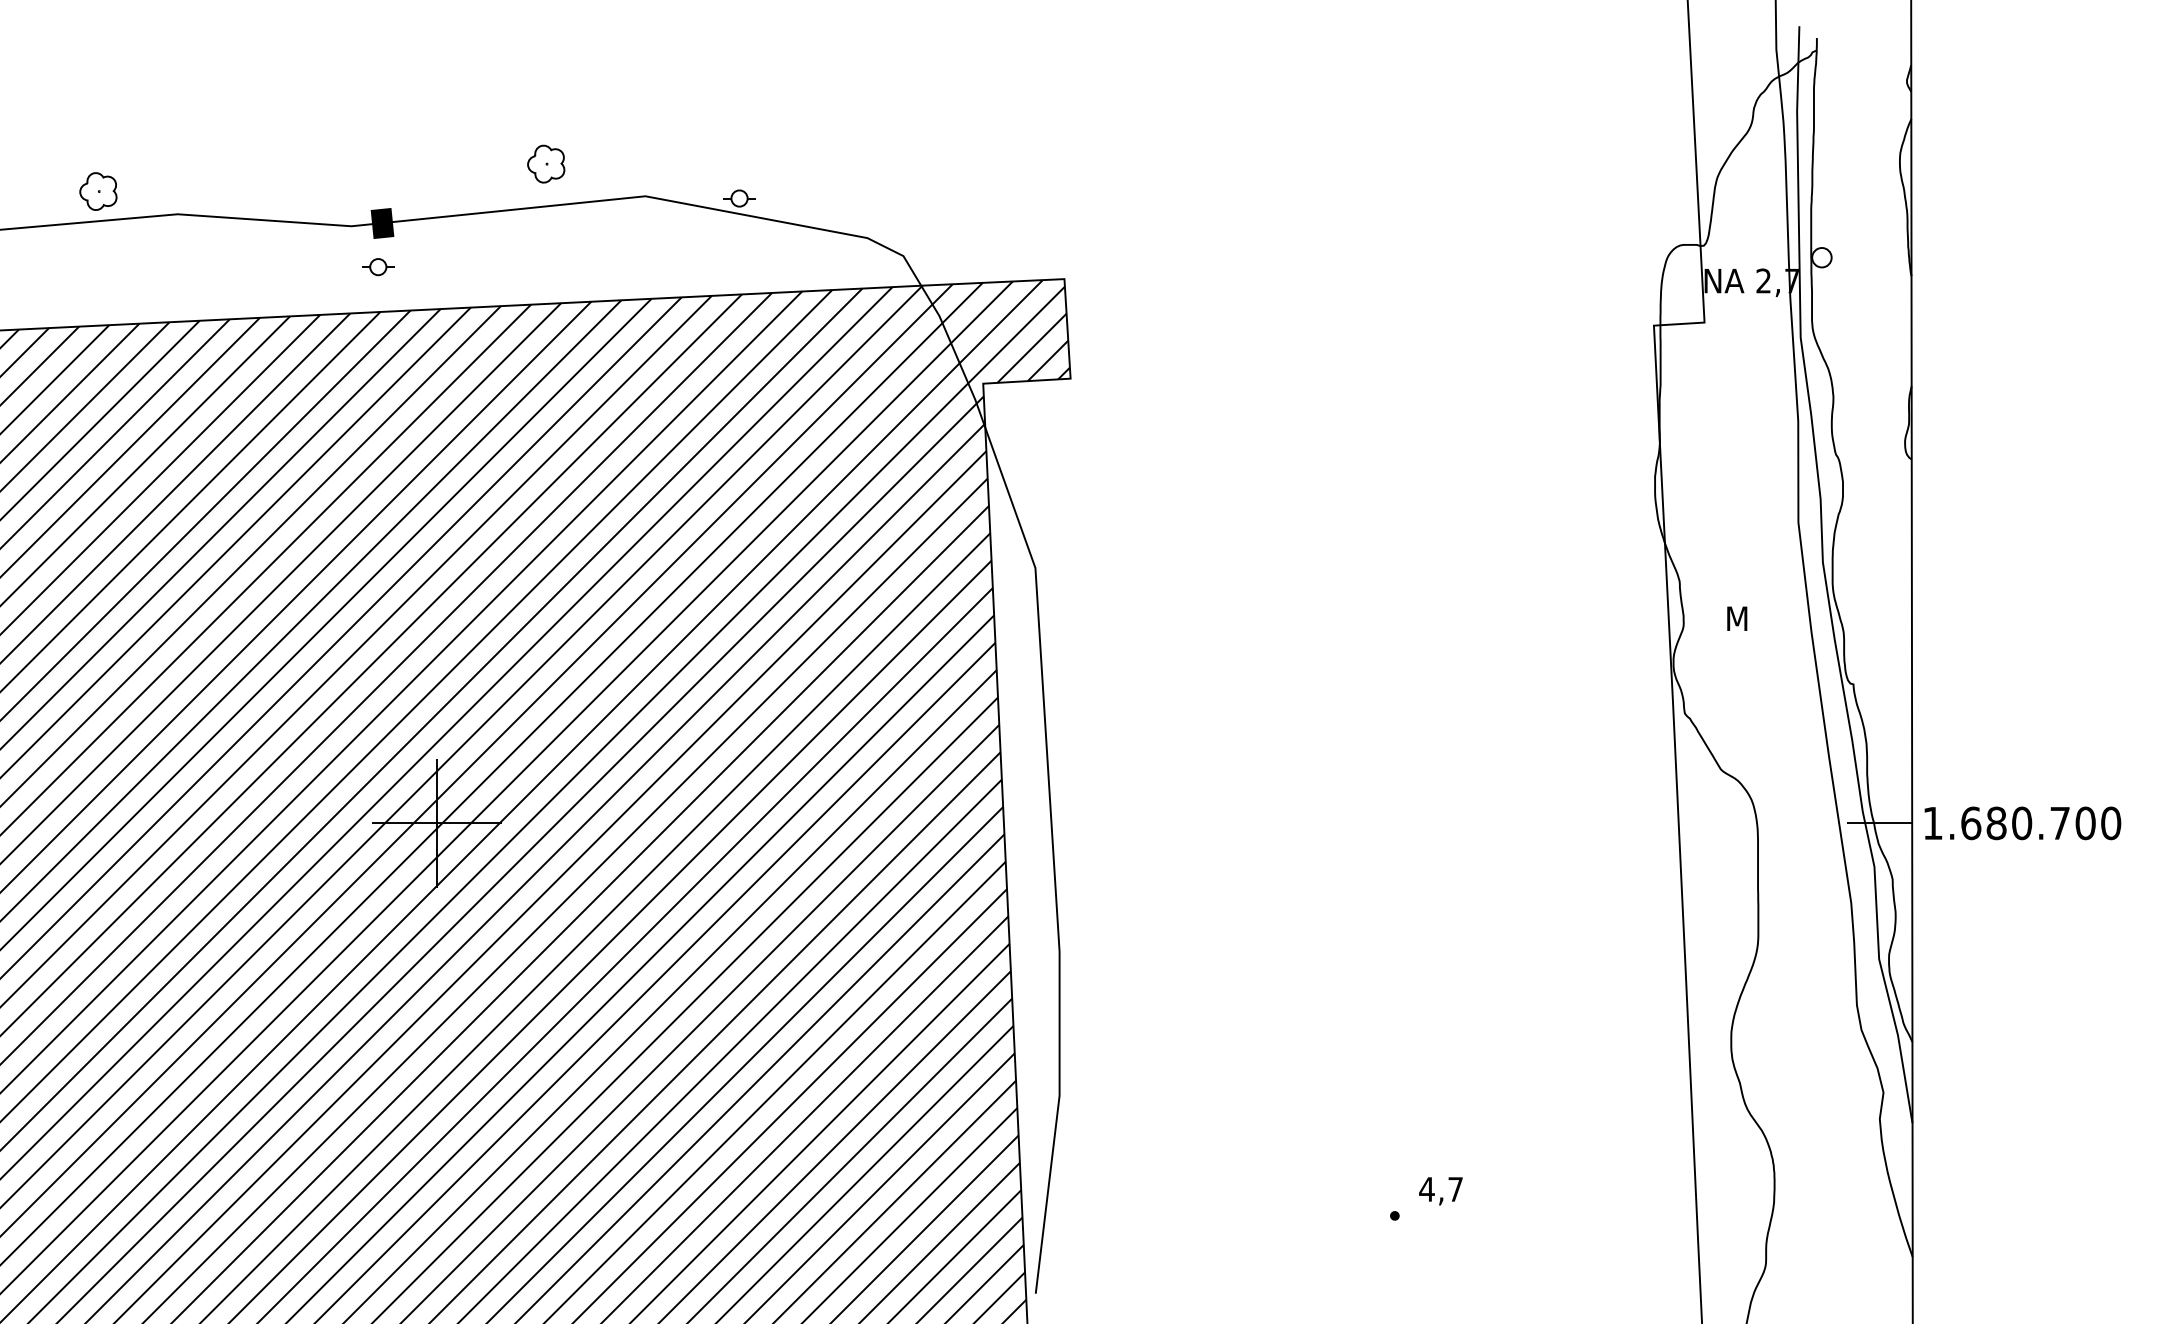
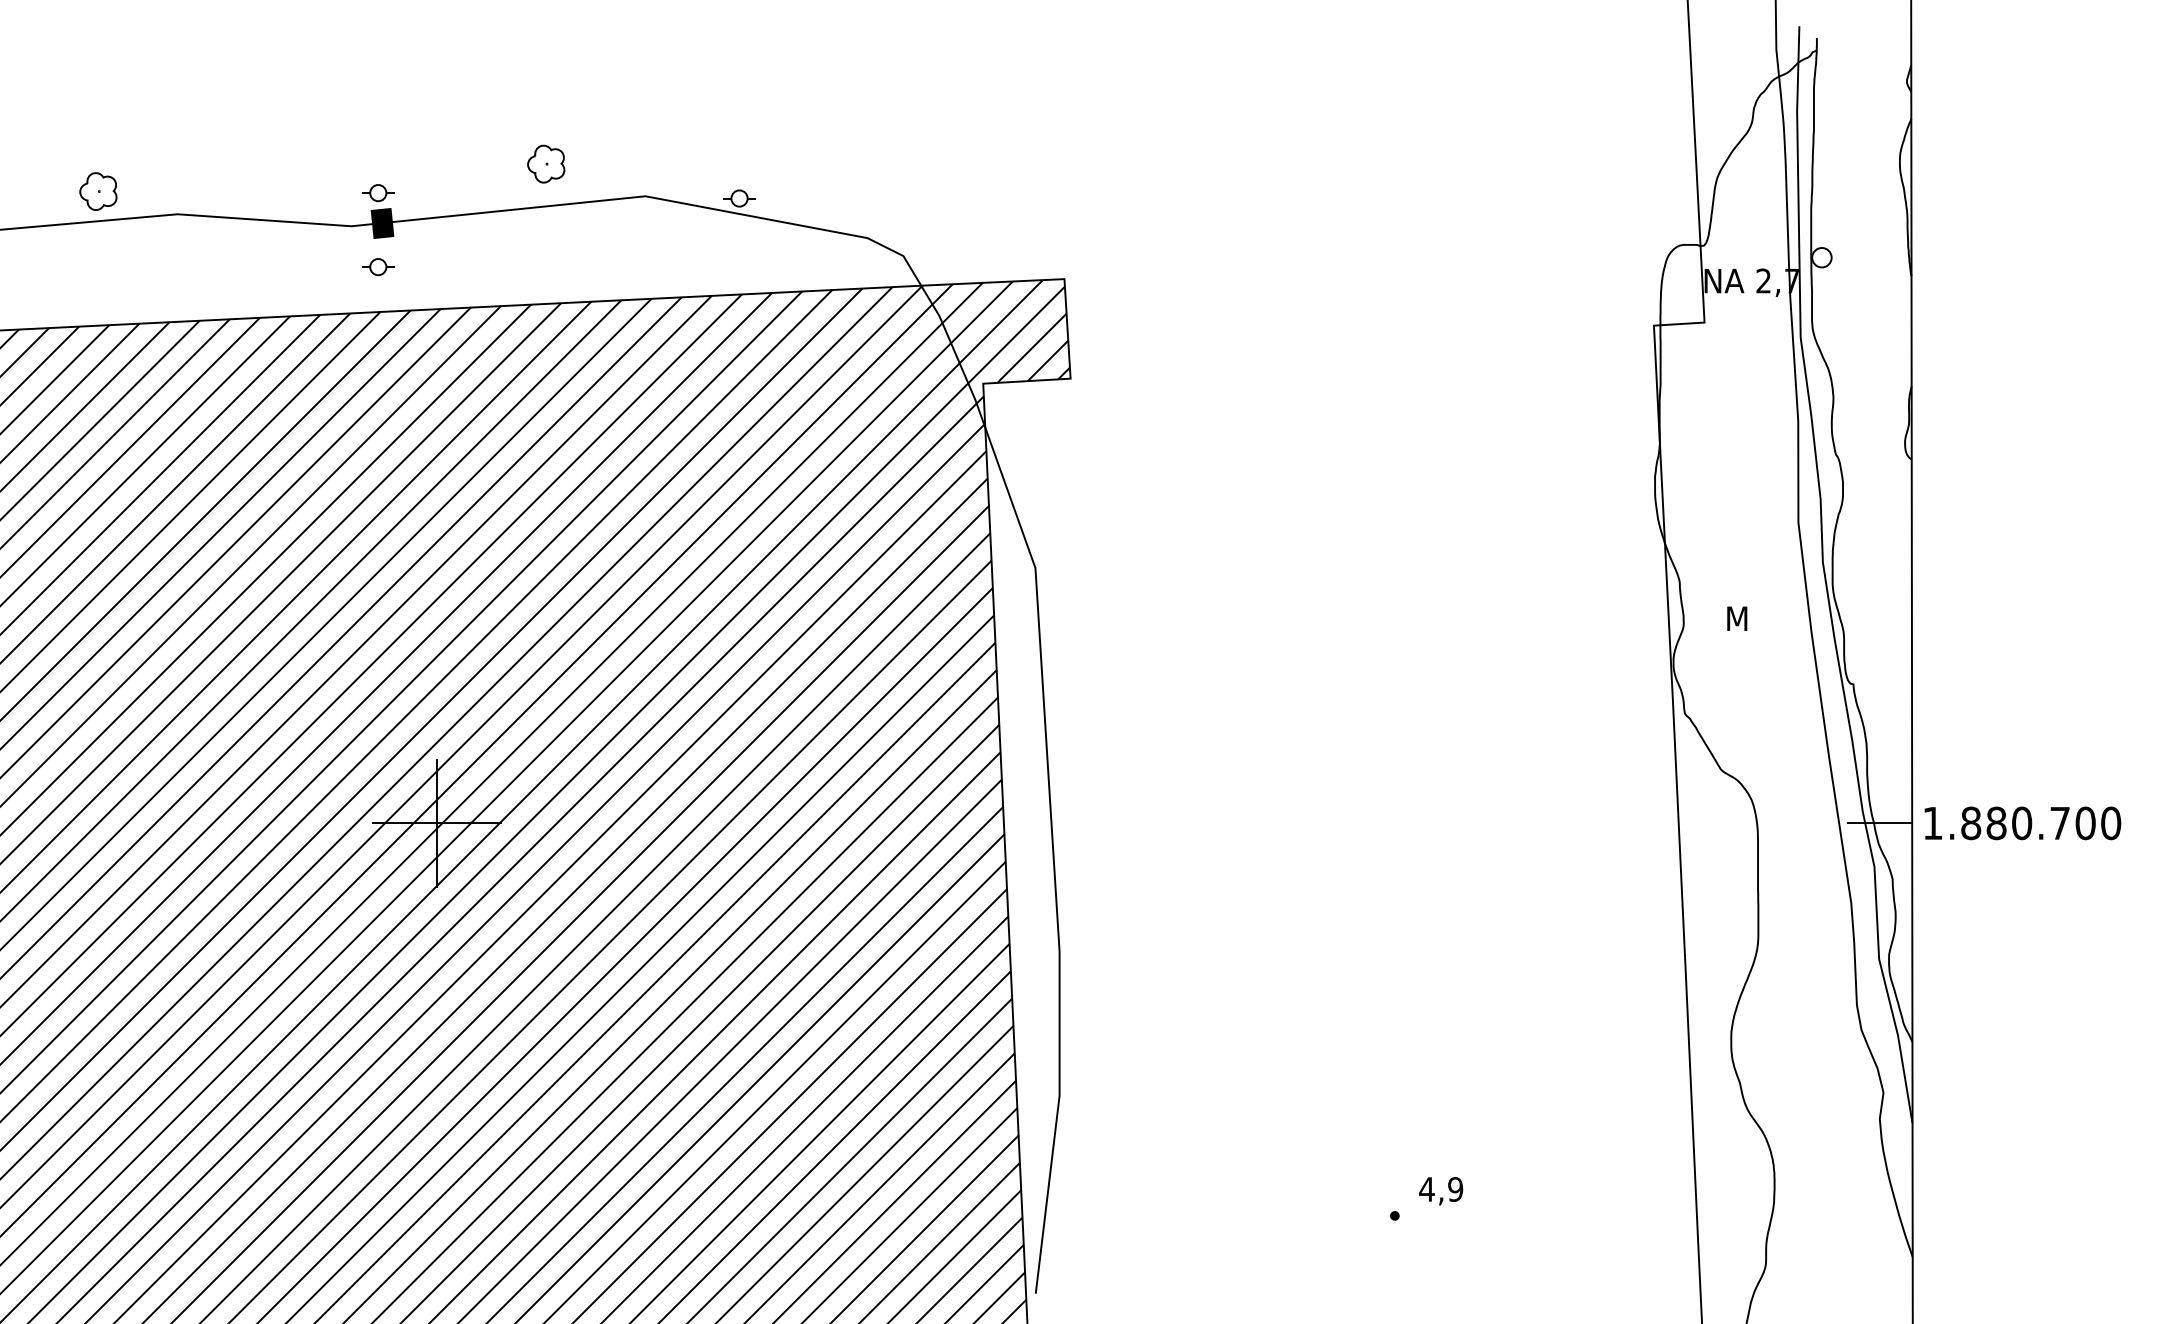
part: none -> present (378, 193)
text: 1.680.700 -> 1.880.700 (1971, 823)
text: 4,7 -> 4,9 (1455, 1189)
